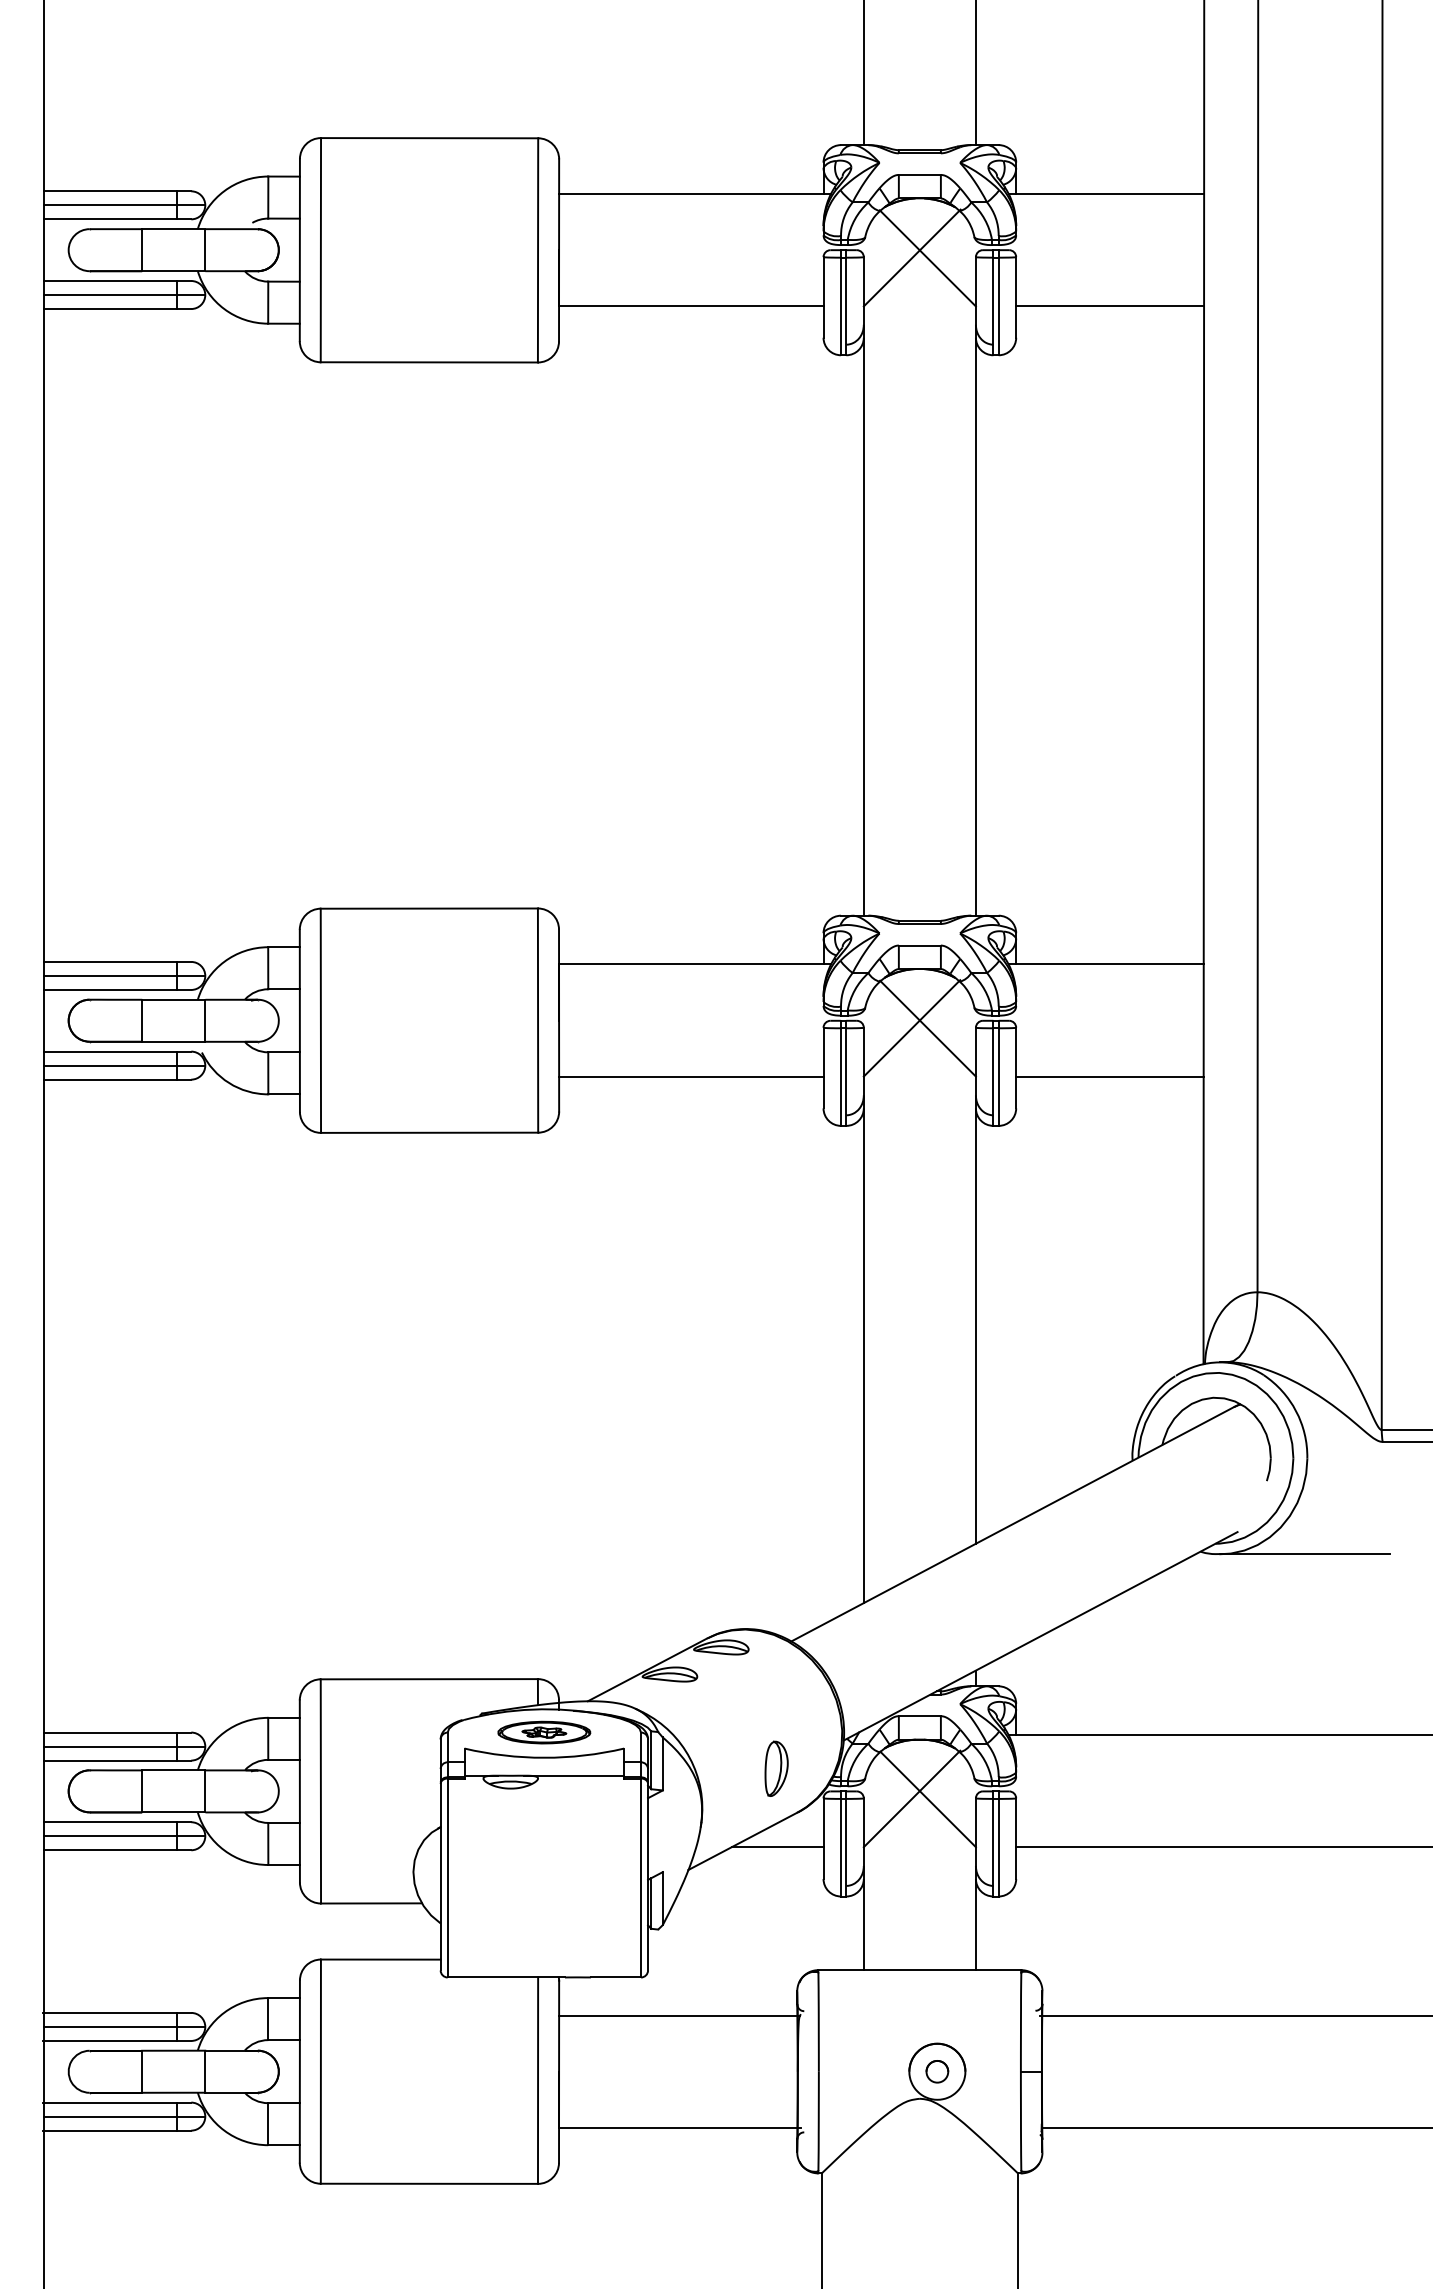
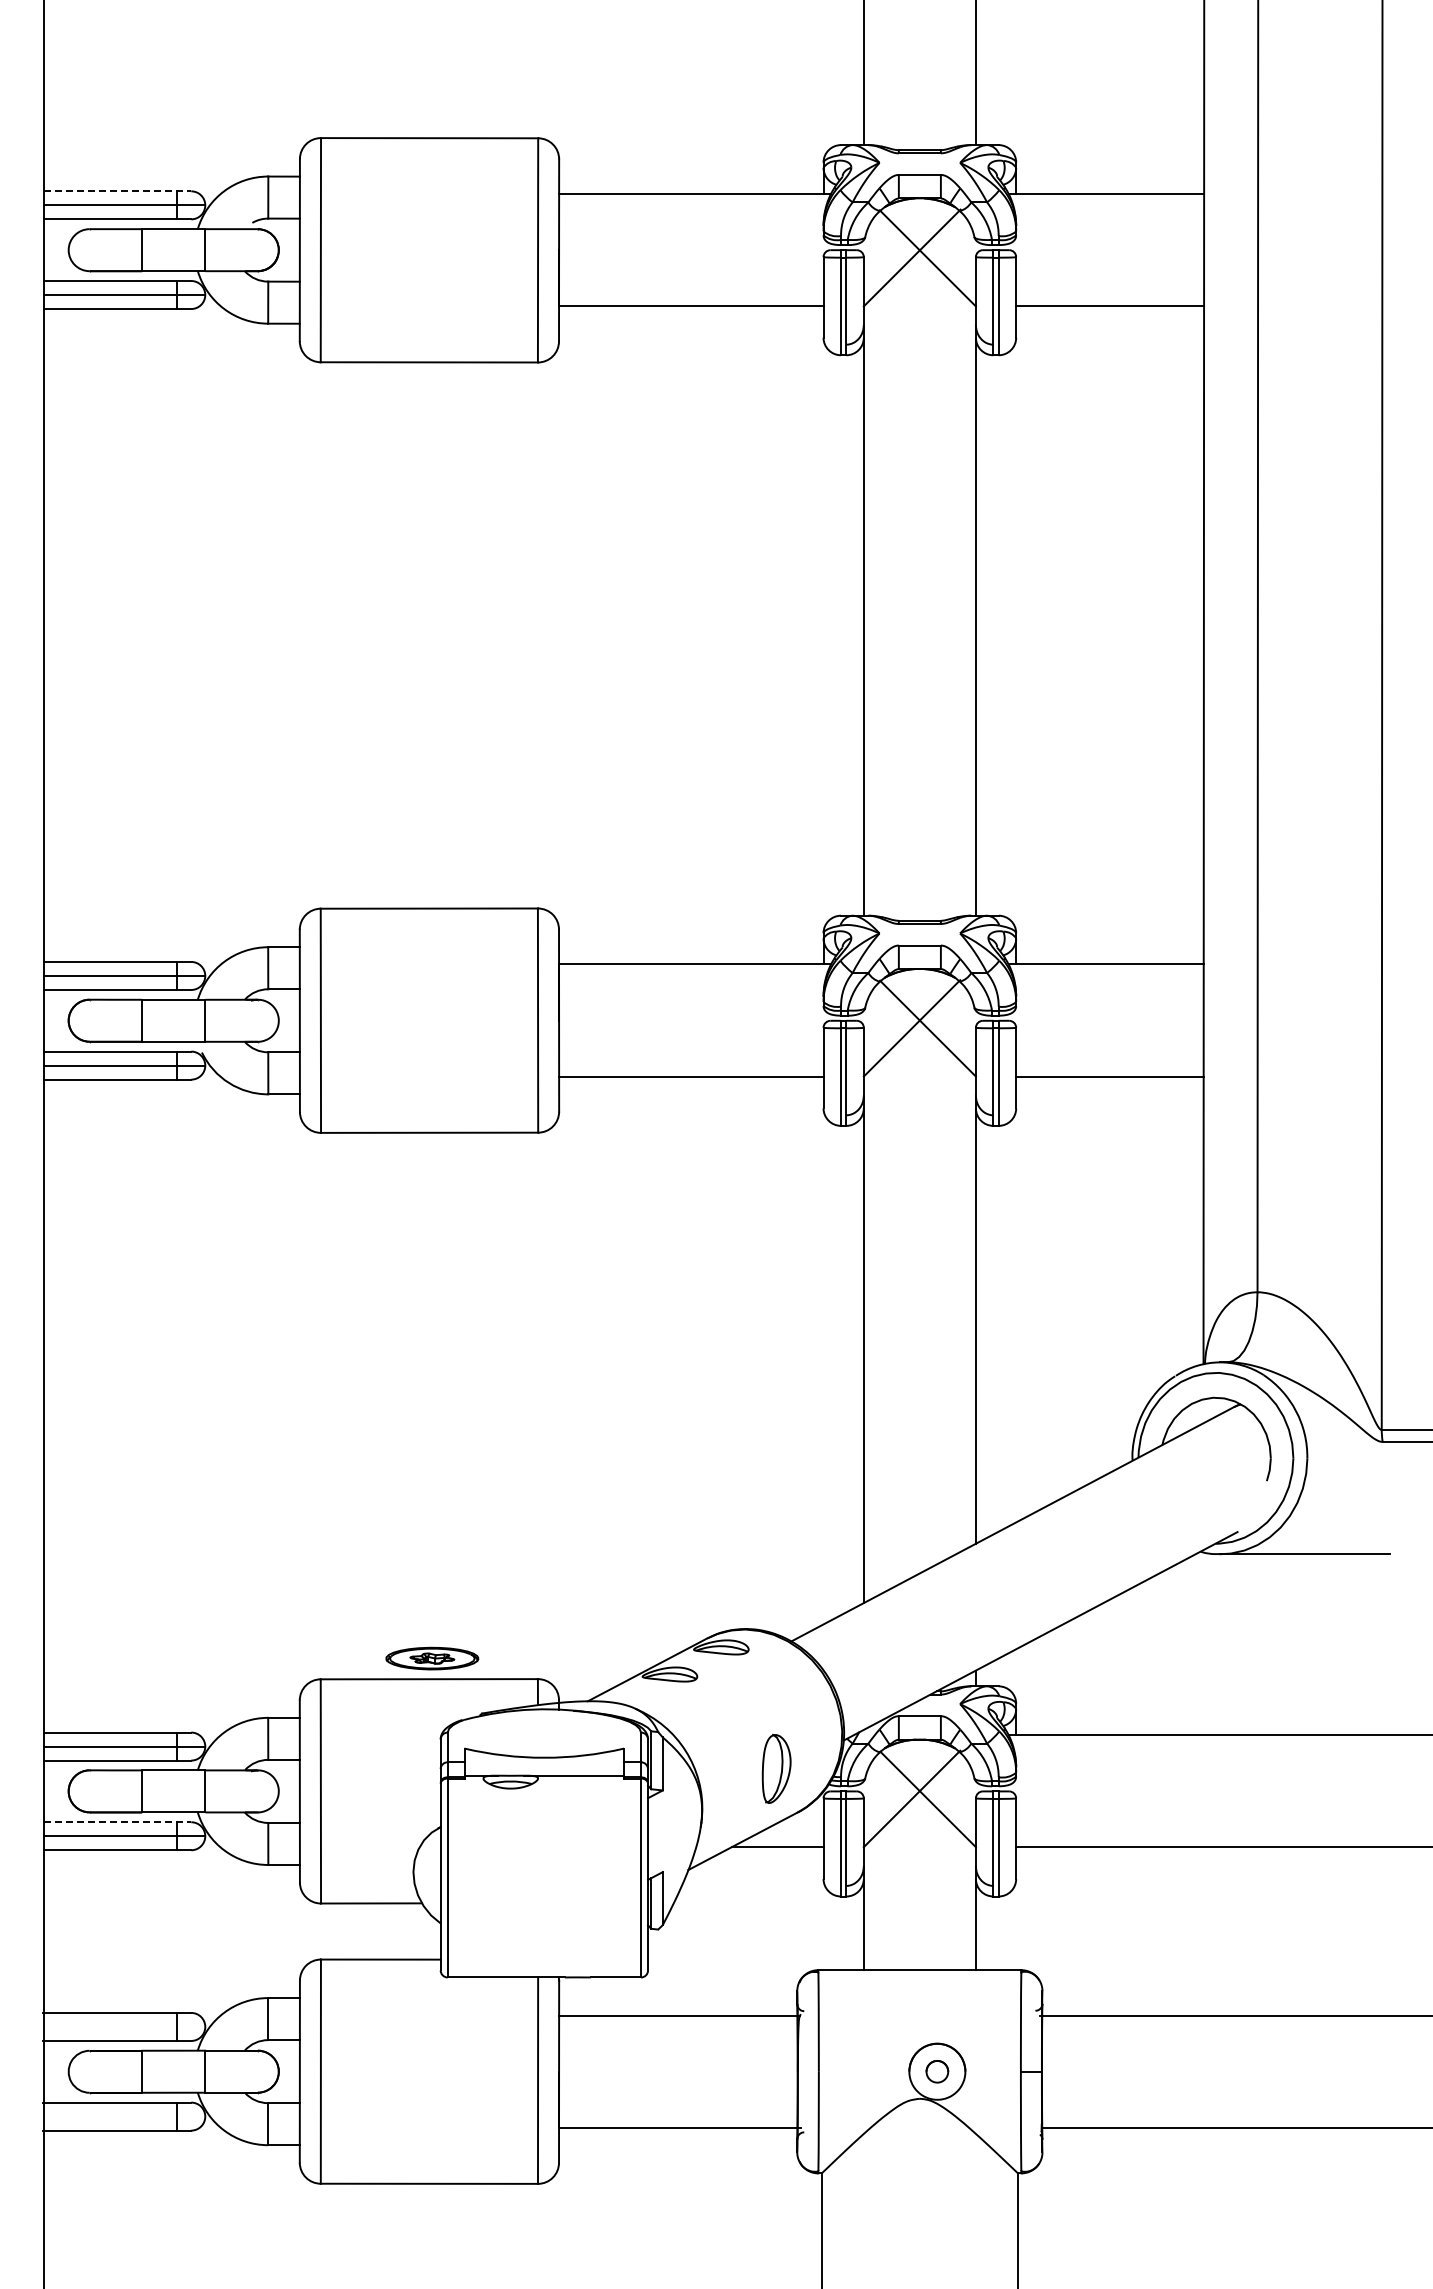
line: solid -> dashed (117, 191)
part position: (544, 1732) -> (432, 1658) (432, 1658)
part size: 25x57 px -> 31x71 px (776, 1768)
line: solid -> dashed (117, 1822)
line: present -> none (124, 2026)
line: present -> none (124, 2116)
